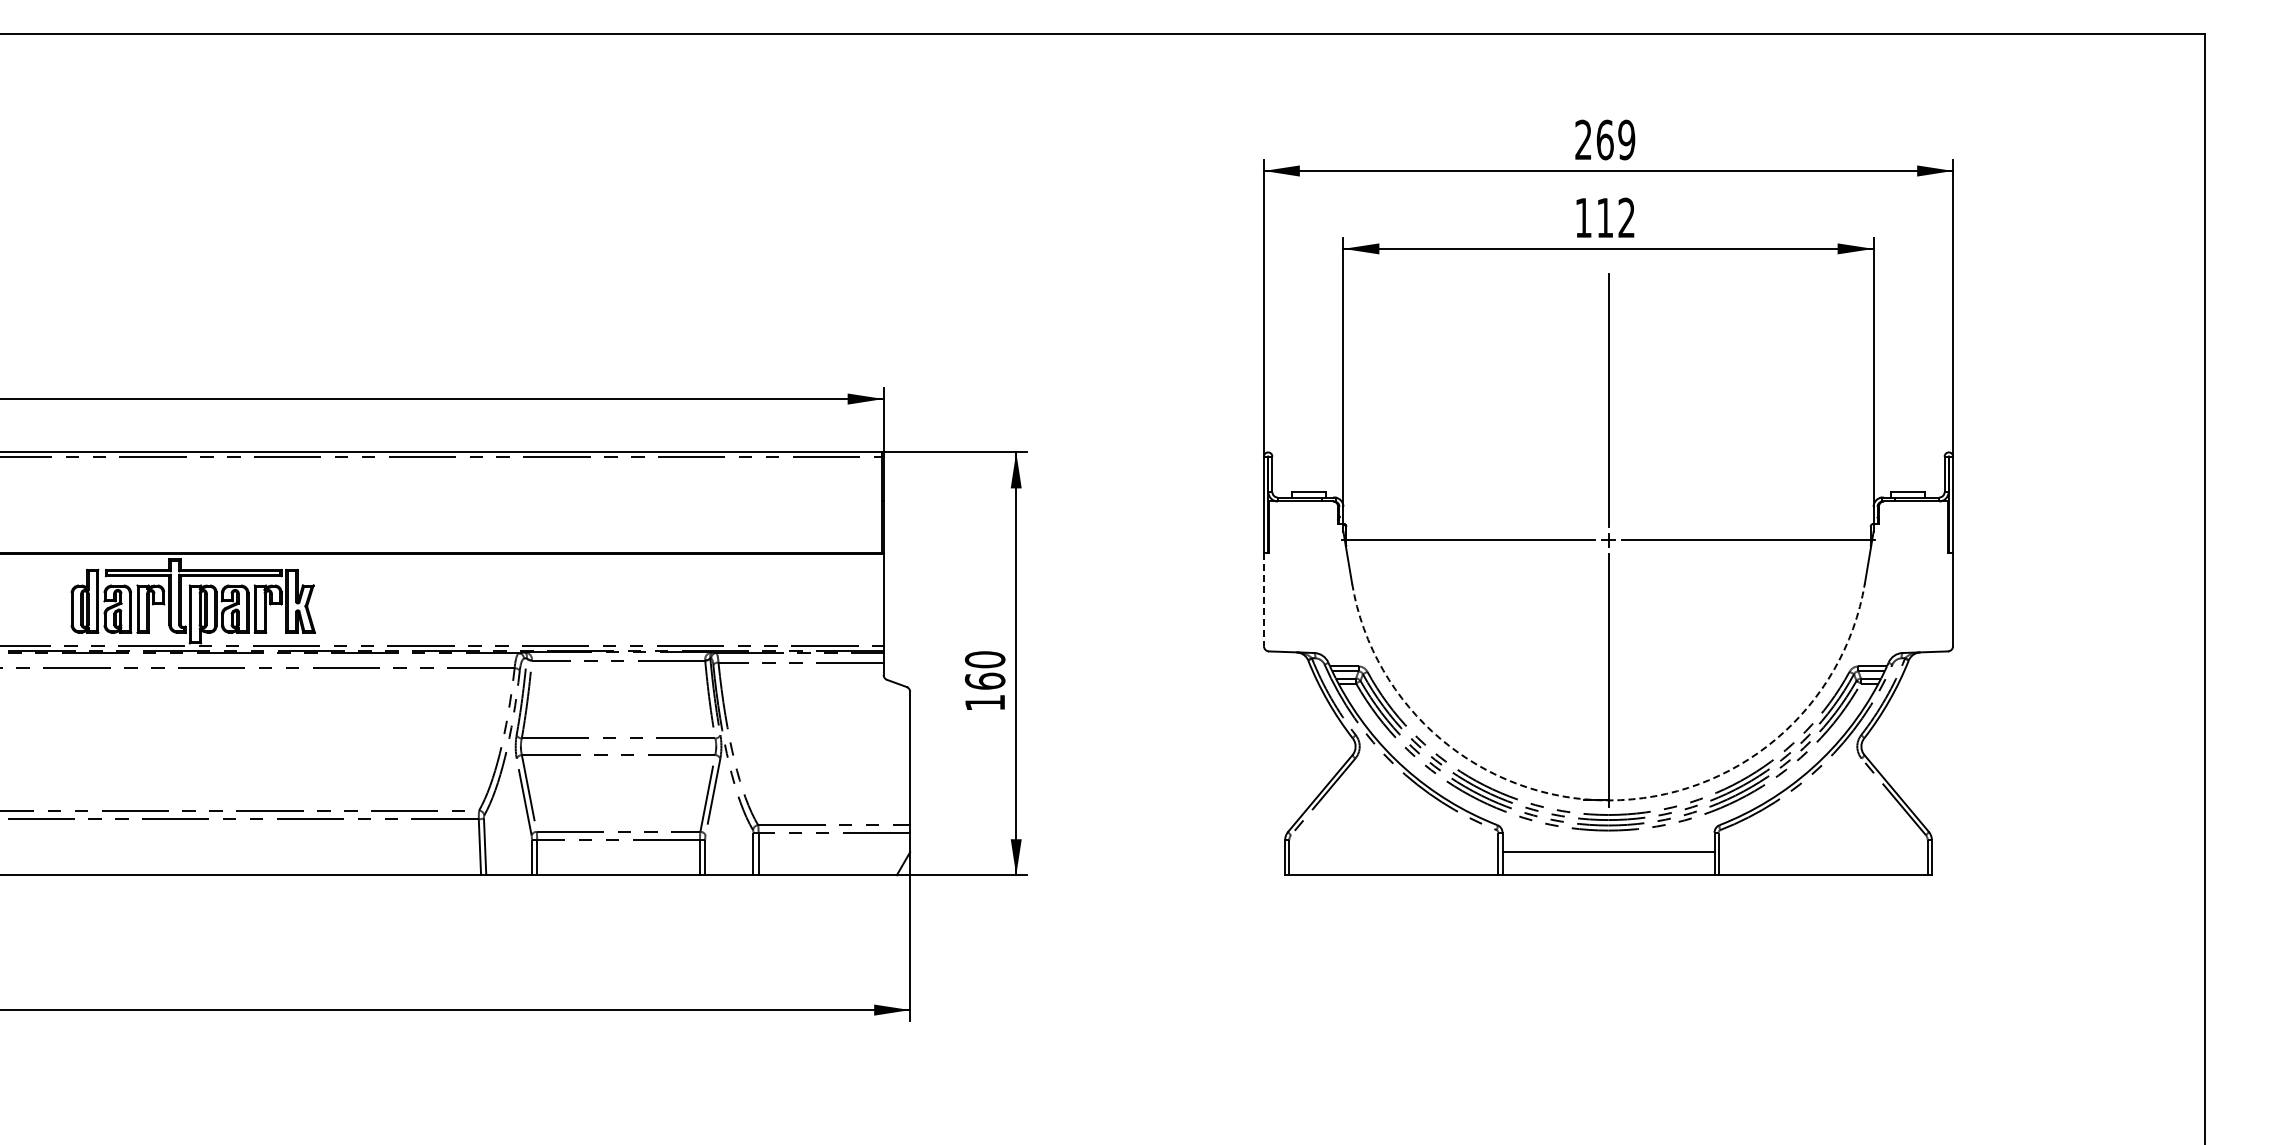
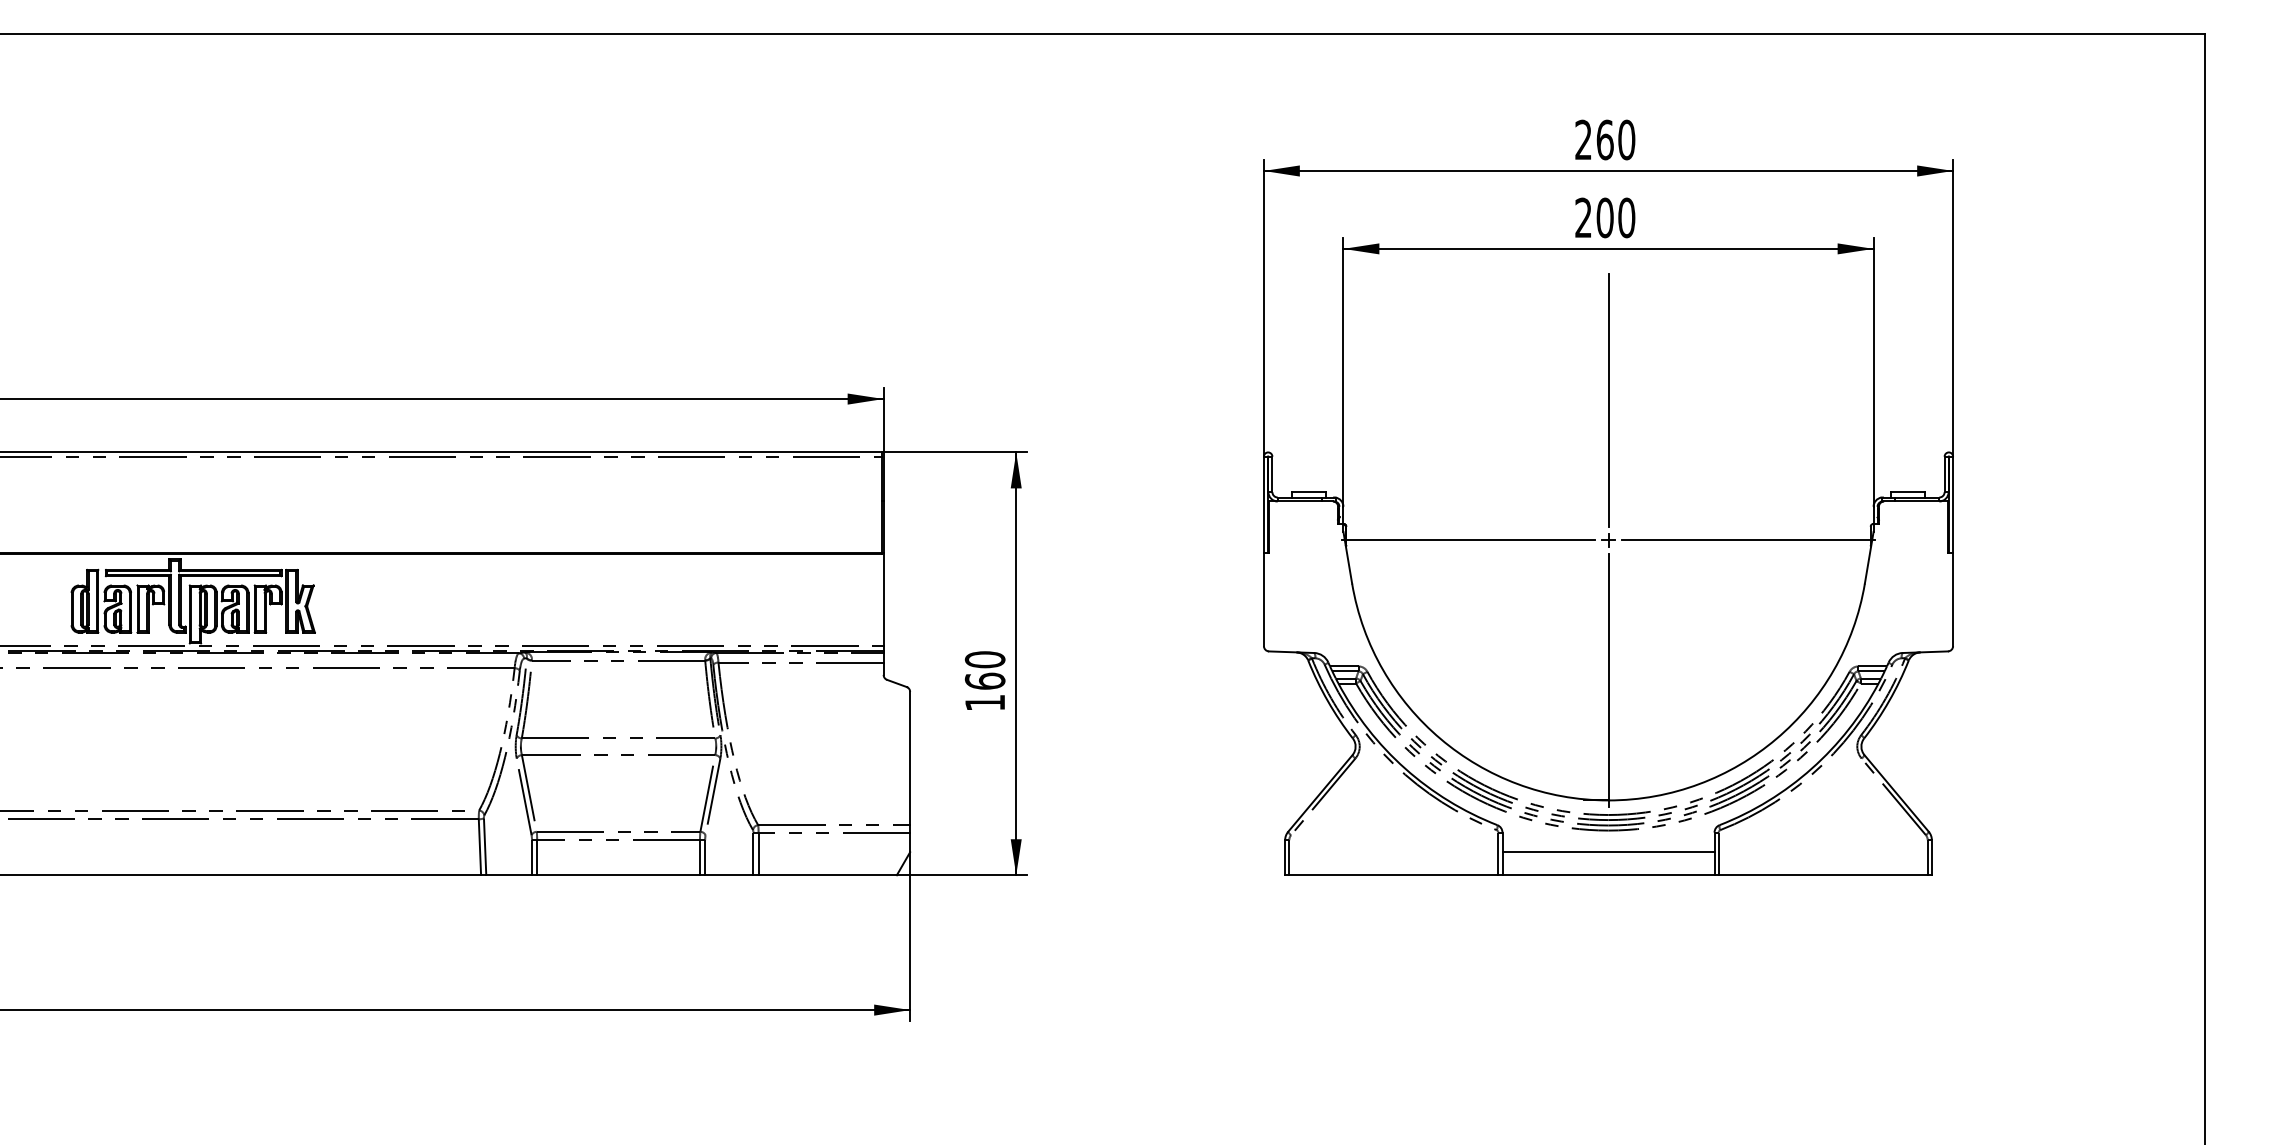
text: 269 -> 260 (1626, 140)
text: 112 -> 200 (1605, 217)
line: dashed -> solid (1263, 600)
arc: dashed -> solid (1608, 800)
